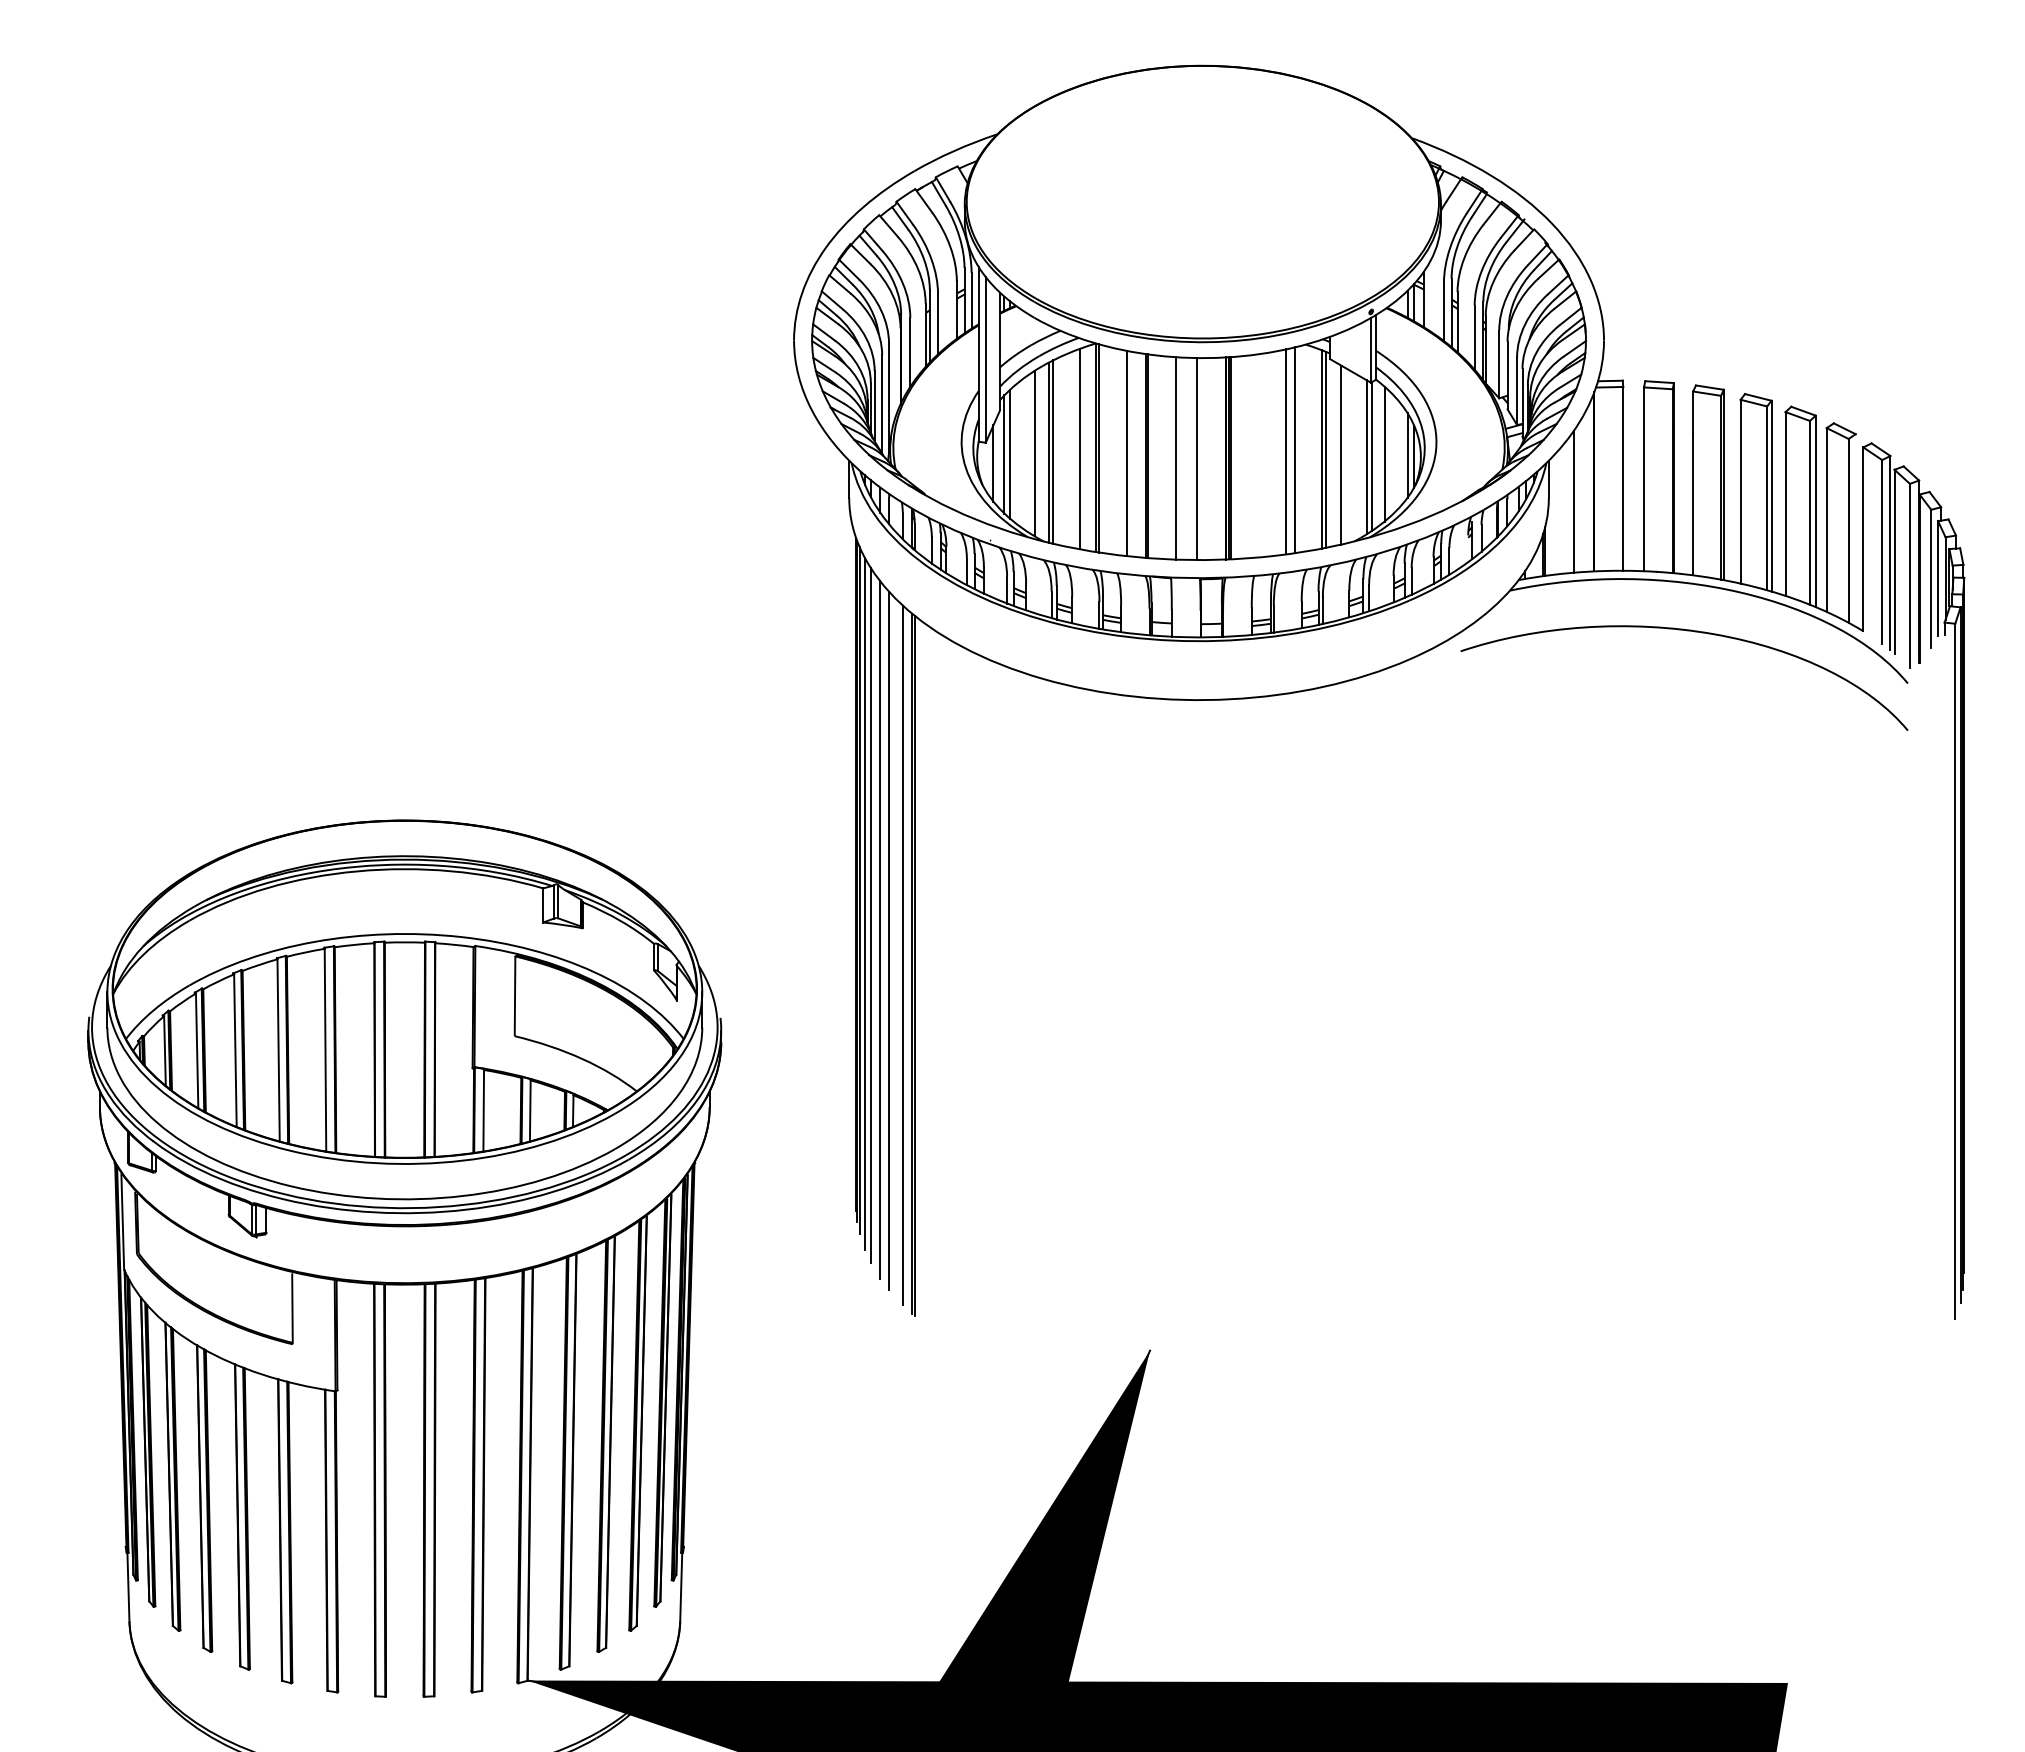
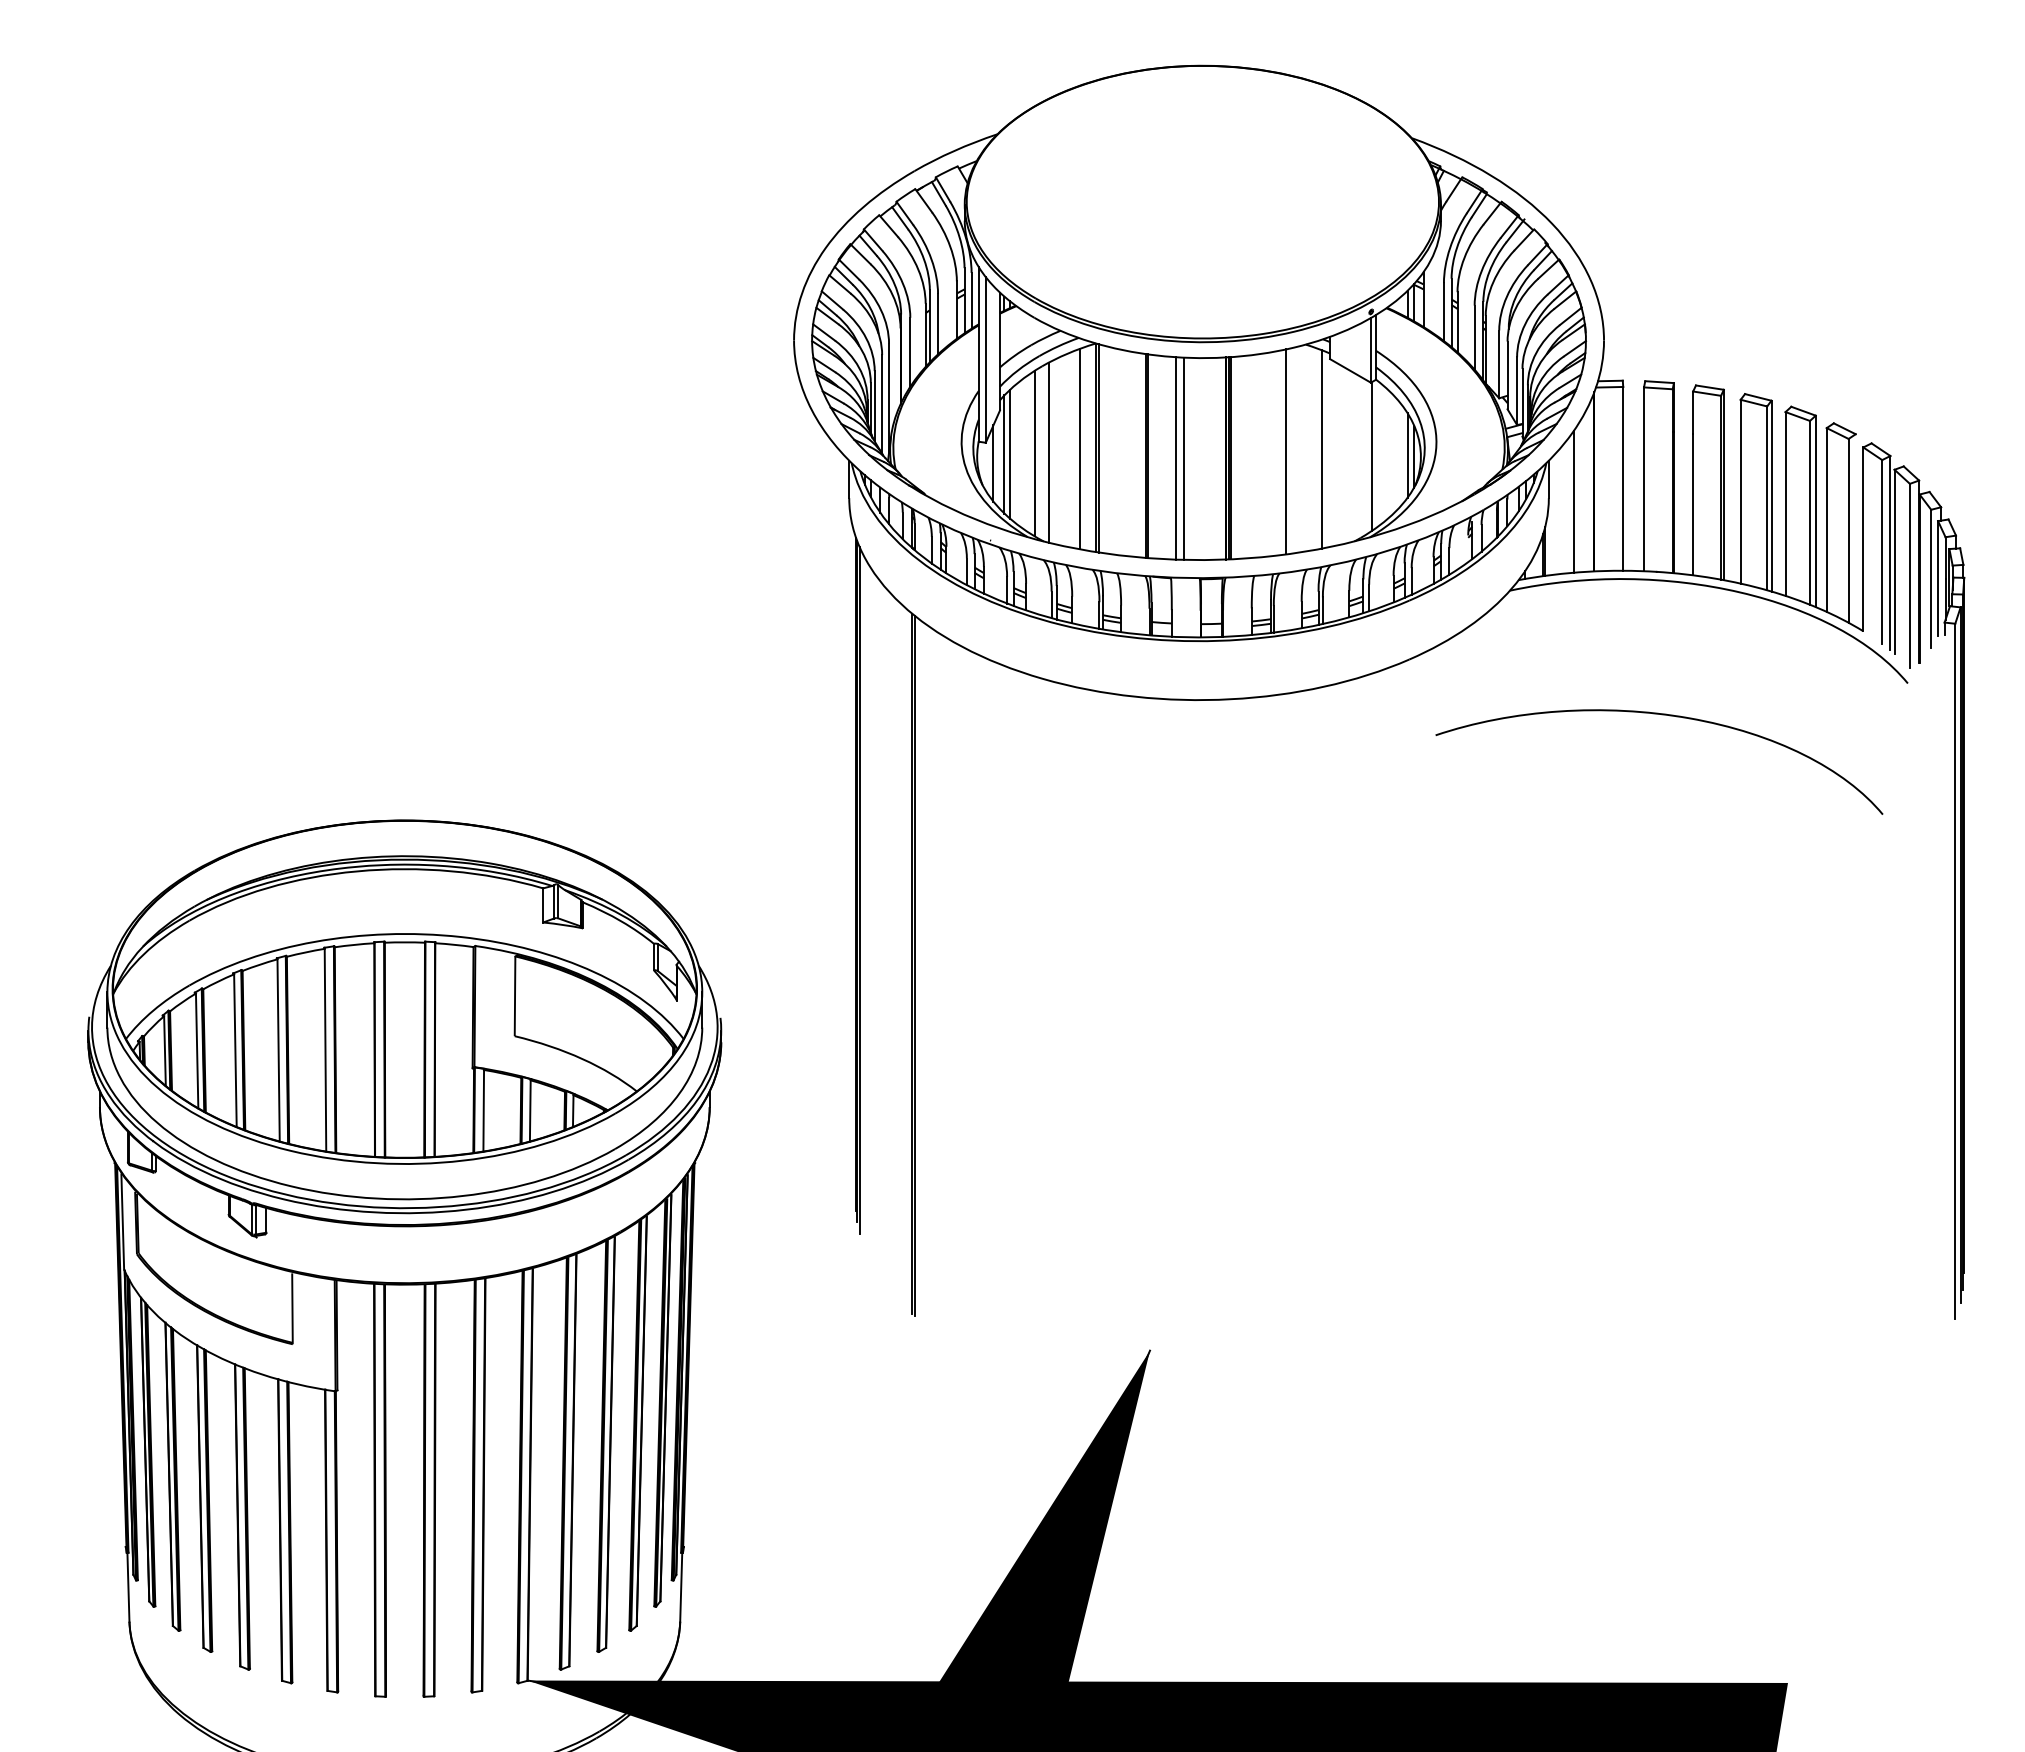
line: present -> none (1325, 449)
line: present -> none (1295, 450)
line: present -> none (1053, 451)
line: present -> none (1127, 453)
line: present -> none (1384, 453)
line: present -> none (1341, 454)
line: present -> none (1366, 457)
line position: (1197, 459) -> (1184, 459) (1184, 459)
curve position: (1686, 631) -> (1661, 715) (1661, 715)
line: present -> none (864, 904)
line: present -> none (870, 914)
line: present -> none (880, 929)
line: present -> none (889, 940)
line: present -> none (902, 955)
